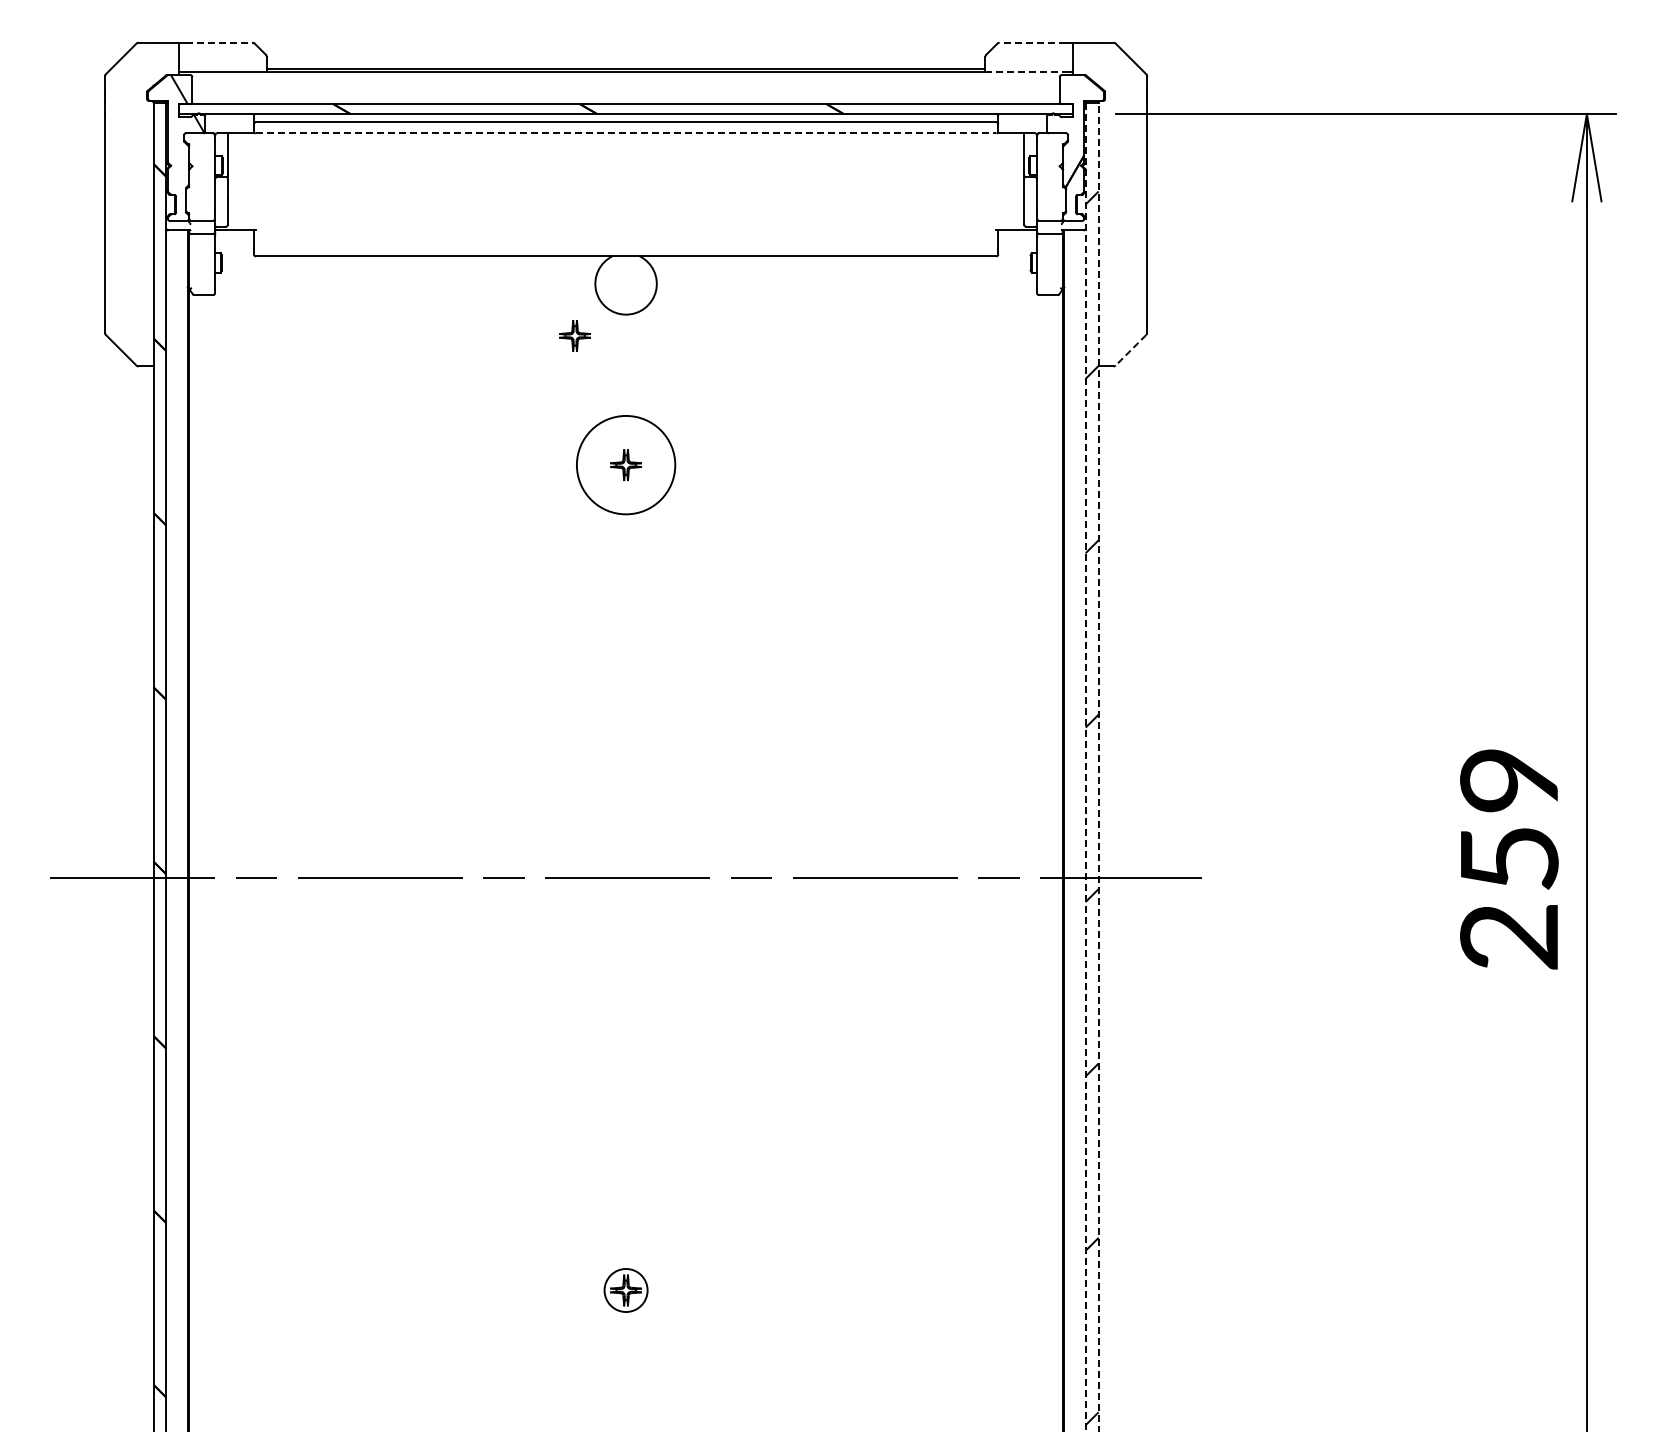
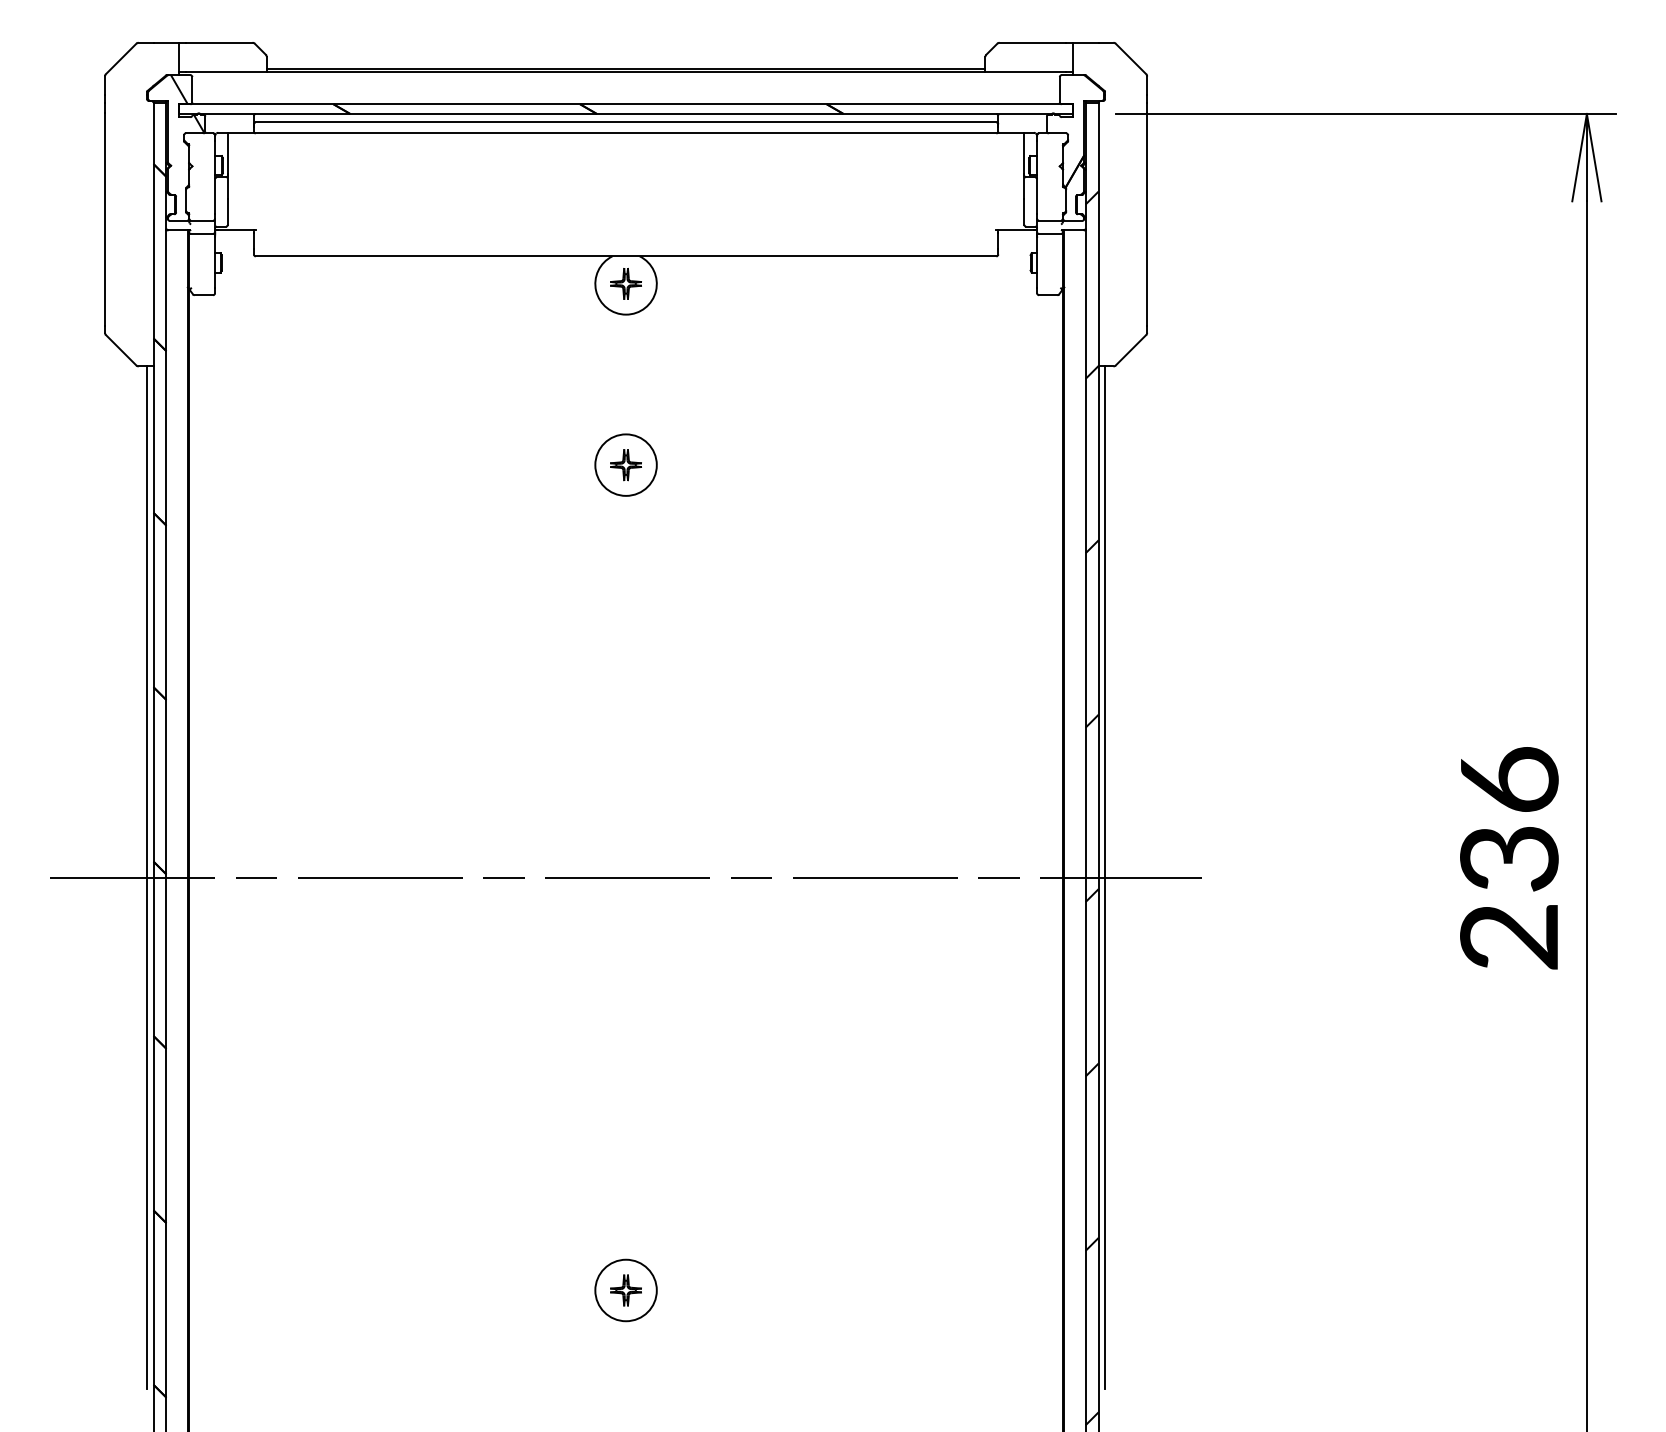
line: dashed -> solid (219, 42)
line: dashed -> solid (1032, 42)
line: dashed -> solid (1026, 71)
line: dashed -> solid (626, 133)
part position: (574, 335) -> (625, 283) (625, 283)
line: dashed -> solid (1131, 350)
circle diameter: 98 px -> 61 px (625, 464)
line: dashed -> solid (1098, 766)
line: dashed -> solid (1085, 767)
text: 259 -> 236 (1509, 819)
line: none -> present (147, 877)
line: none -> present (1105, 877)
circle diameter: 43 px -> 61 px (625, 1290)
